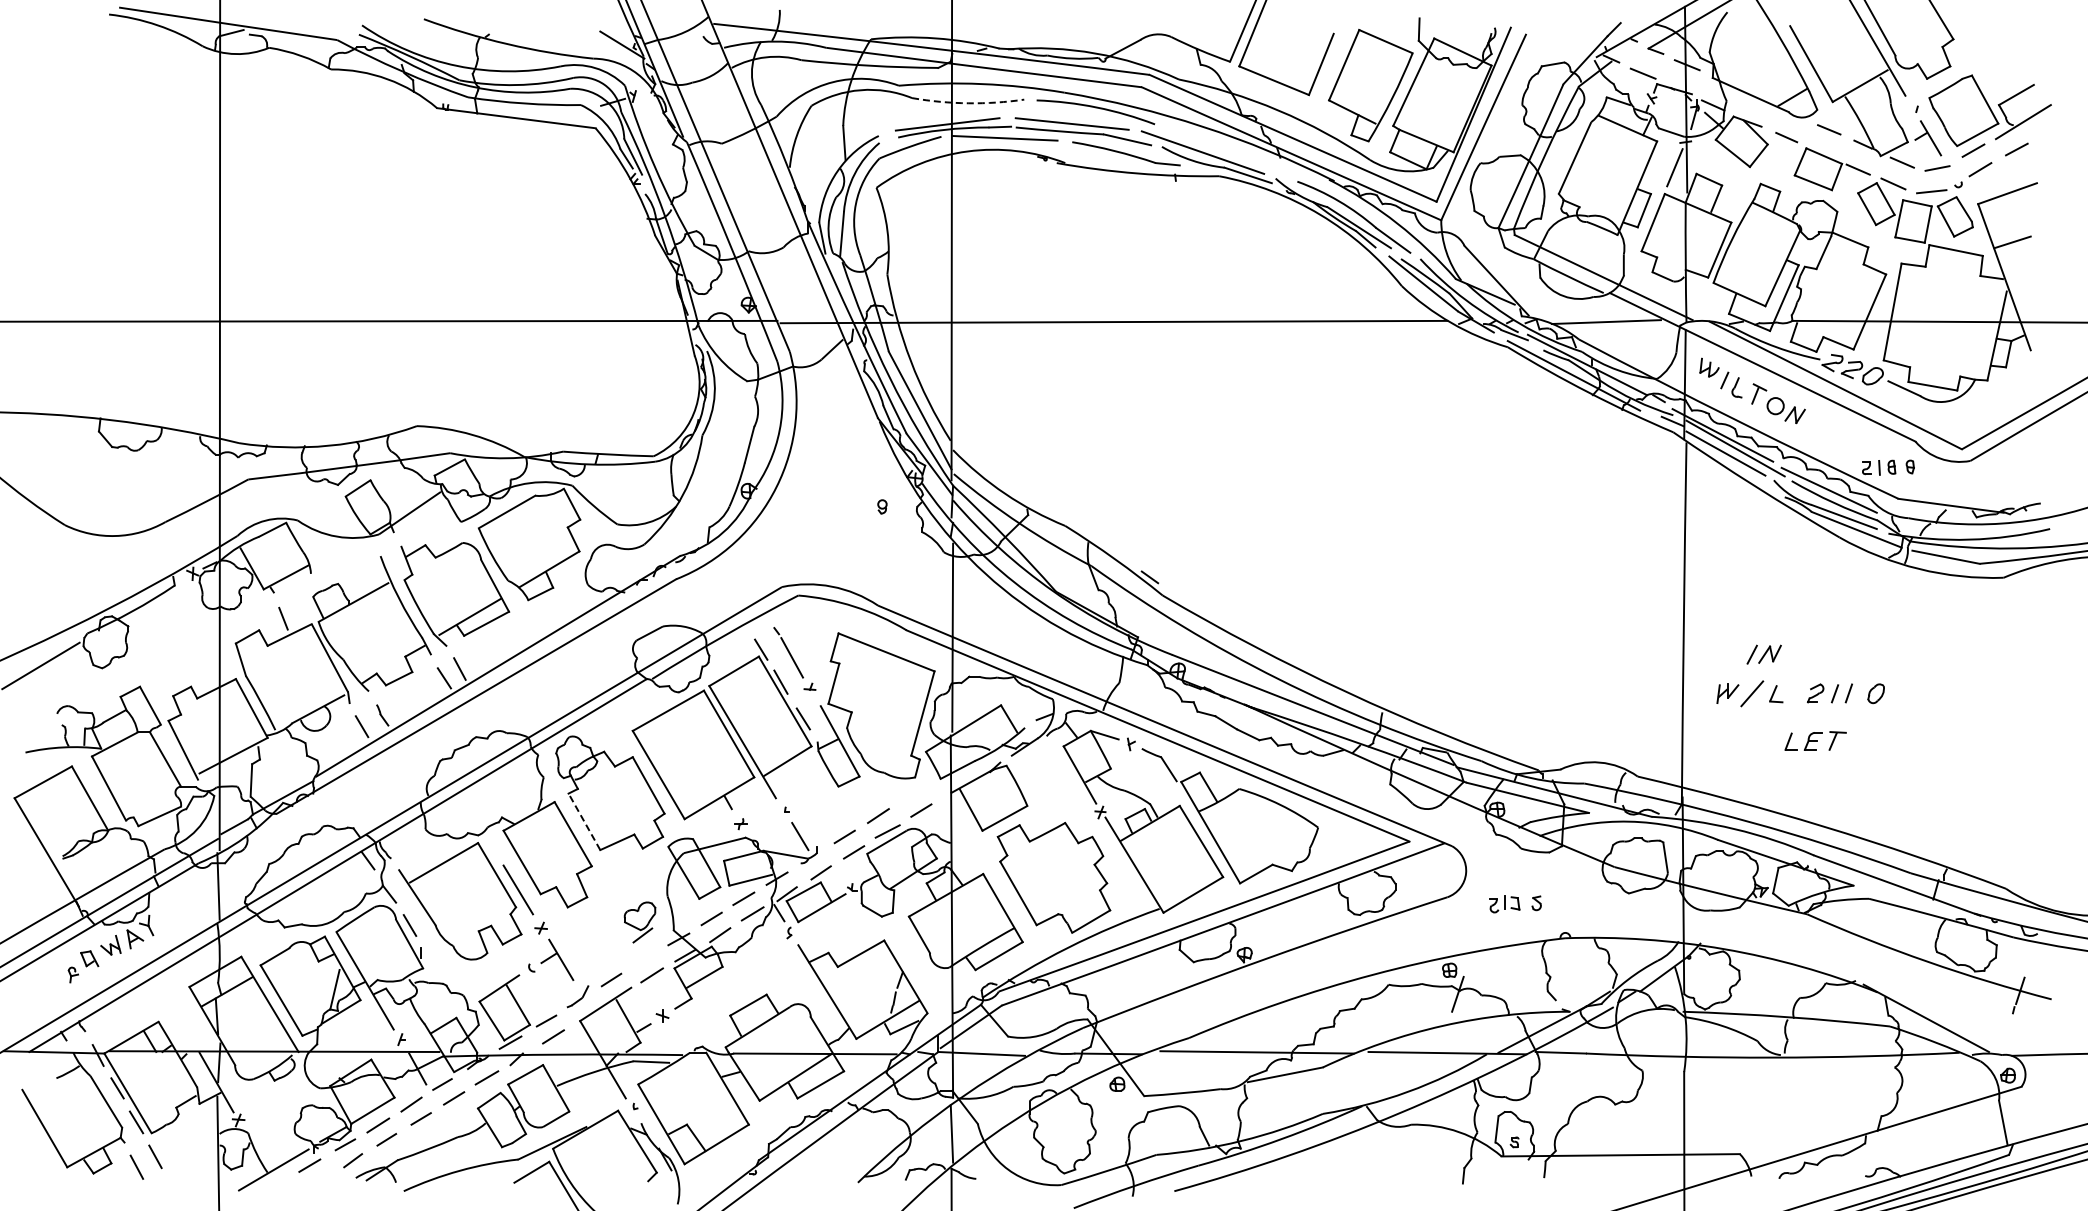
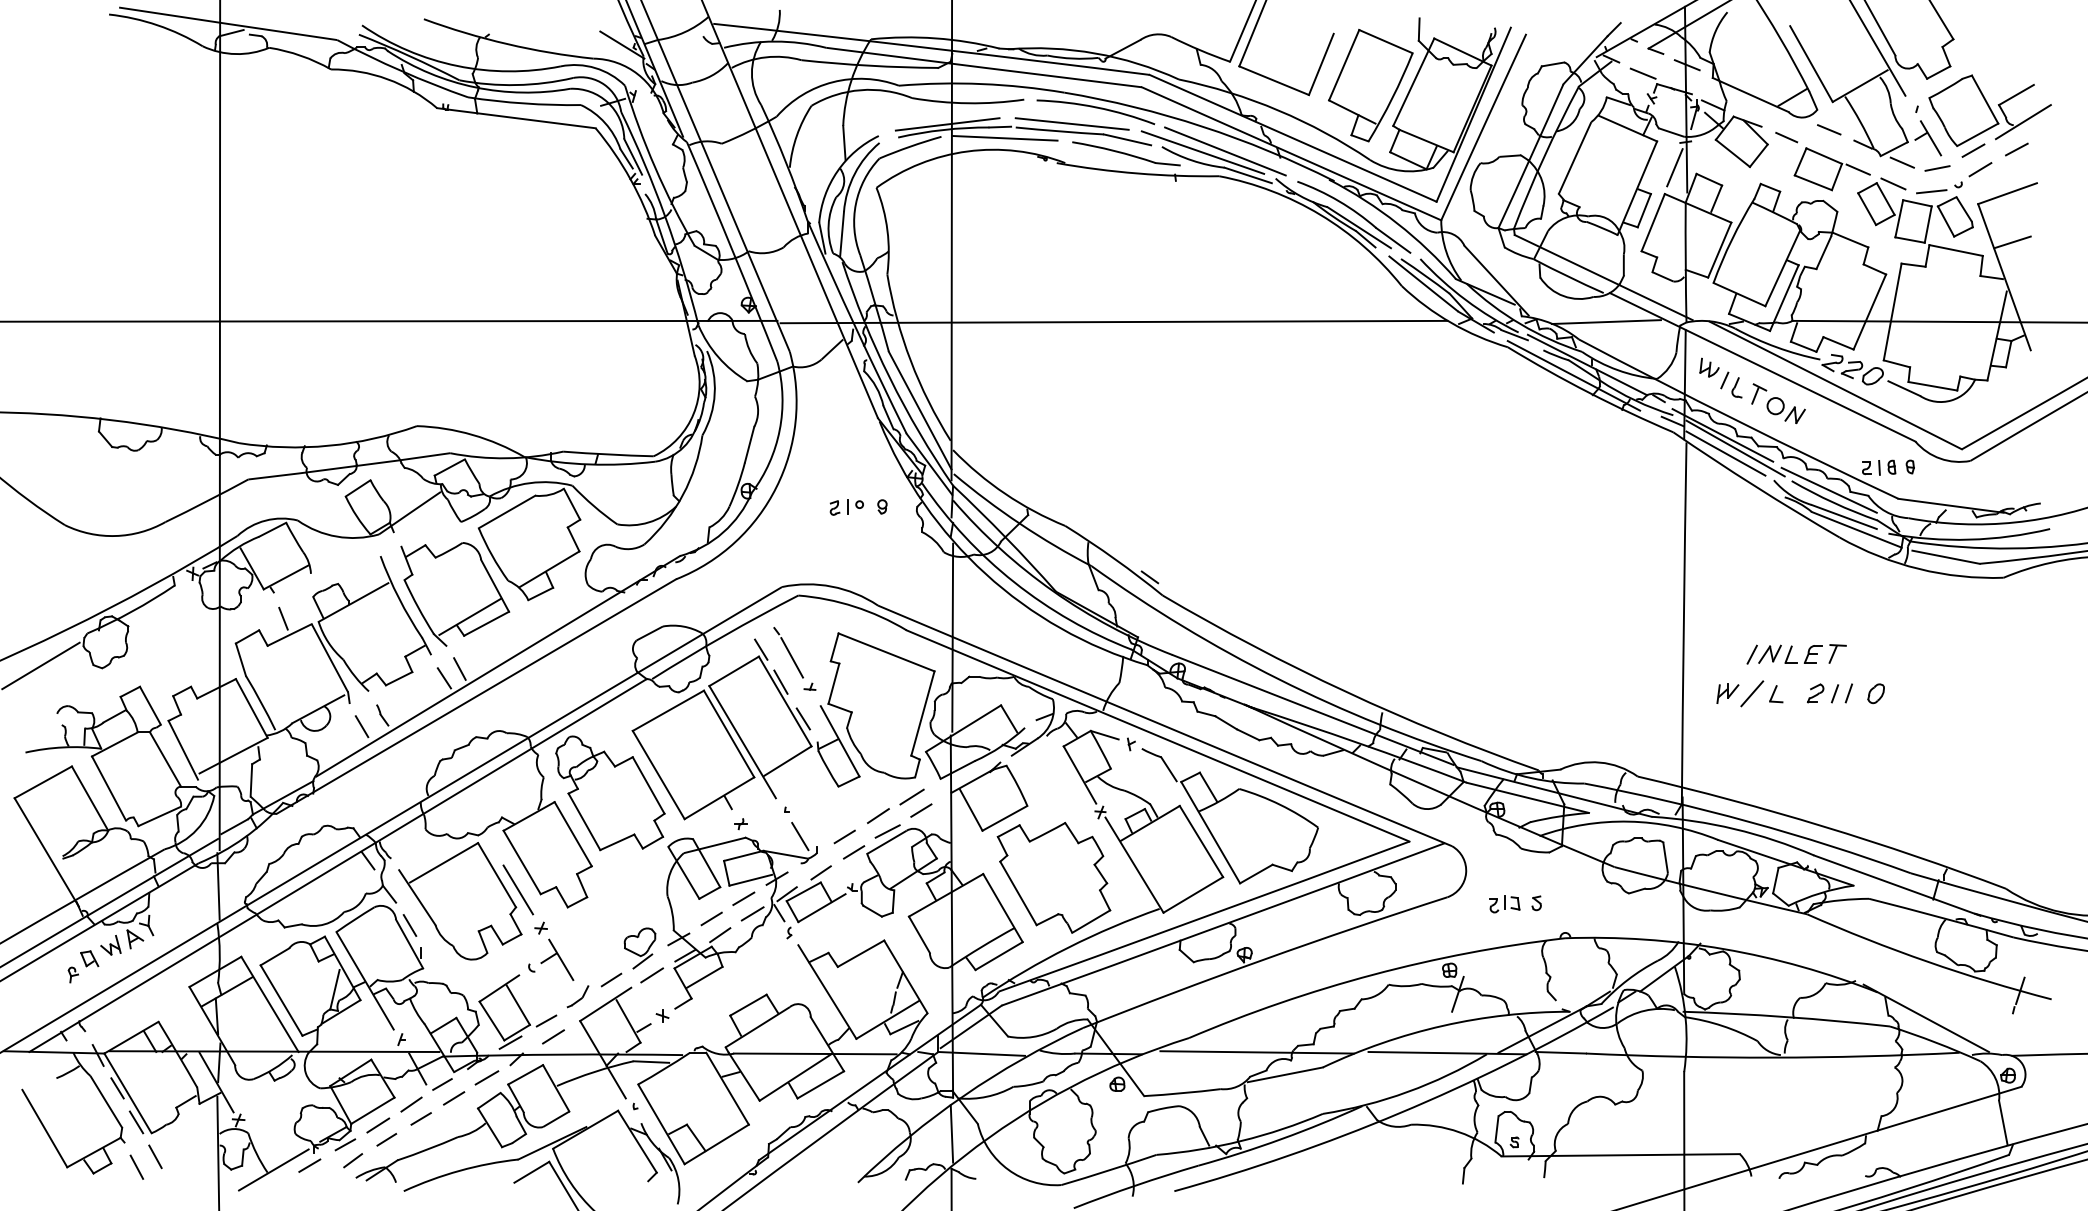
arc: dashed -> solid (968, 103)
line: none -> present (1225, 151)
part: none -> present (846, 507)
part position: (1815, 740) -> (1815, 653) (1815, 653)
line: none -> present (911, 796)
line: dashed -> solid (584, 821)
part position: (639, 922) -> (639, 948) (639, 948)
